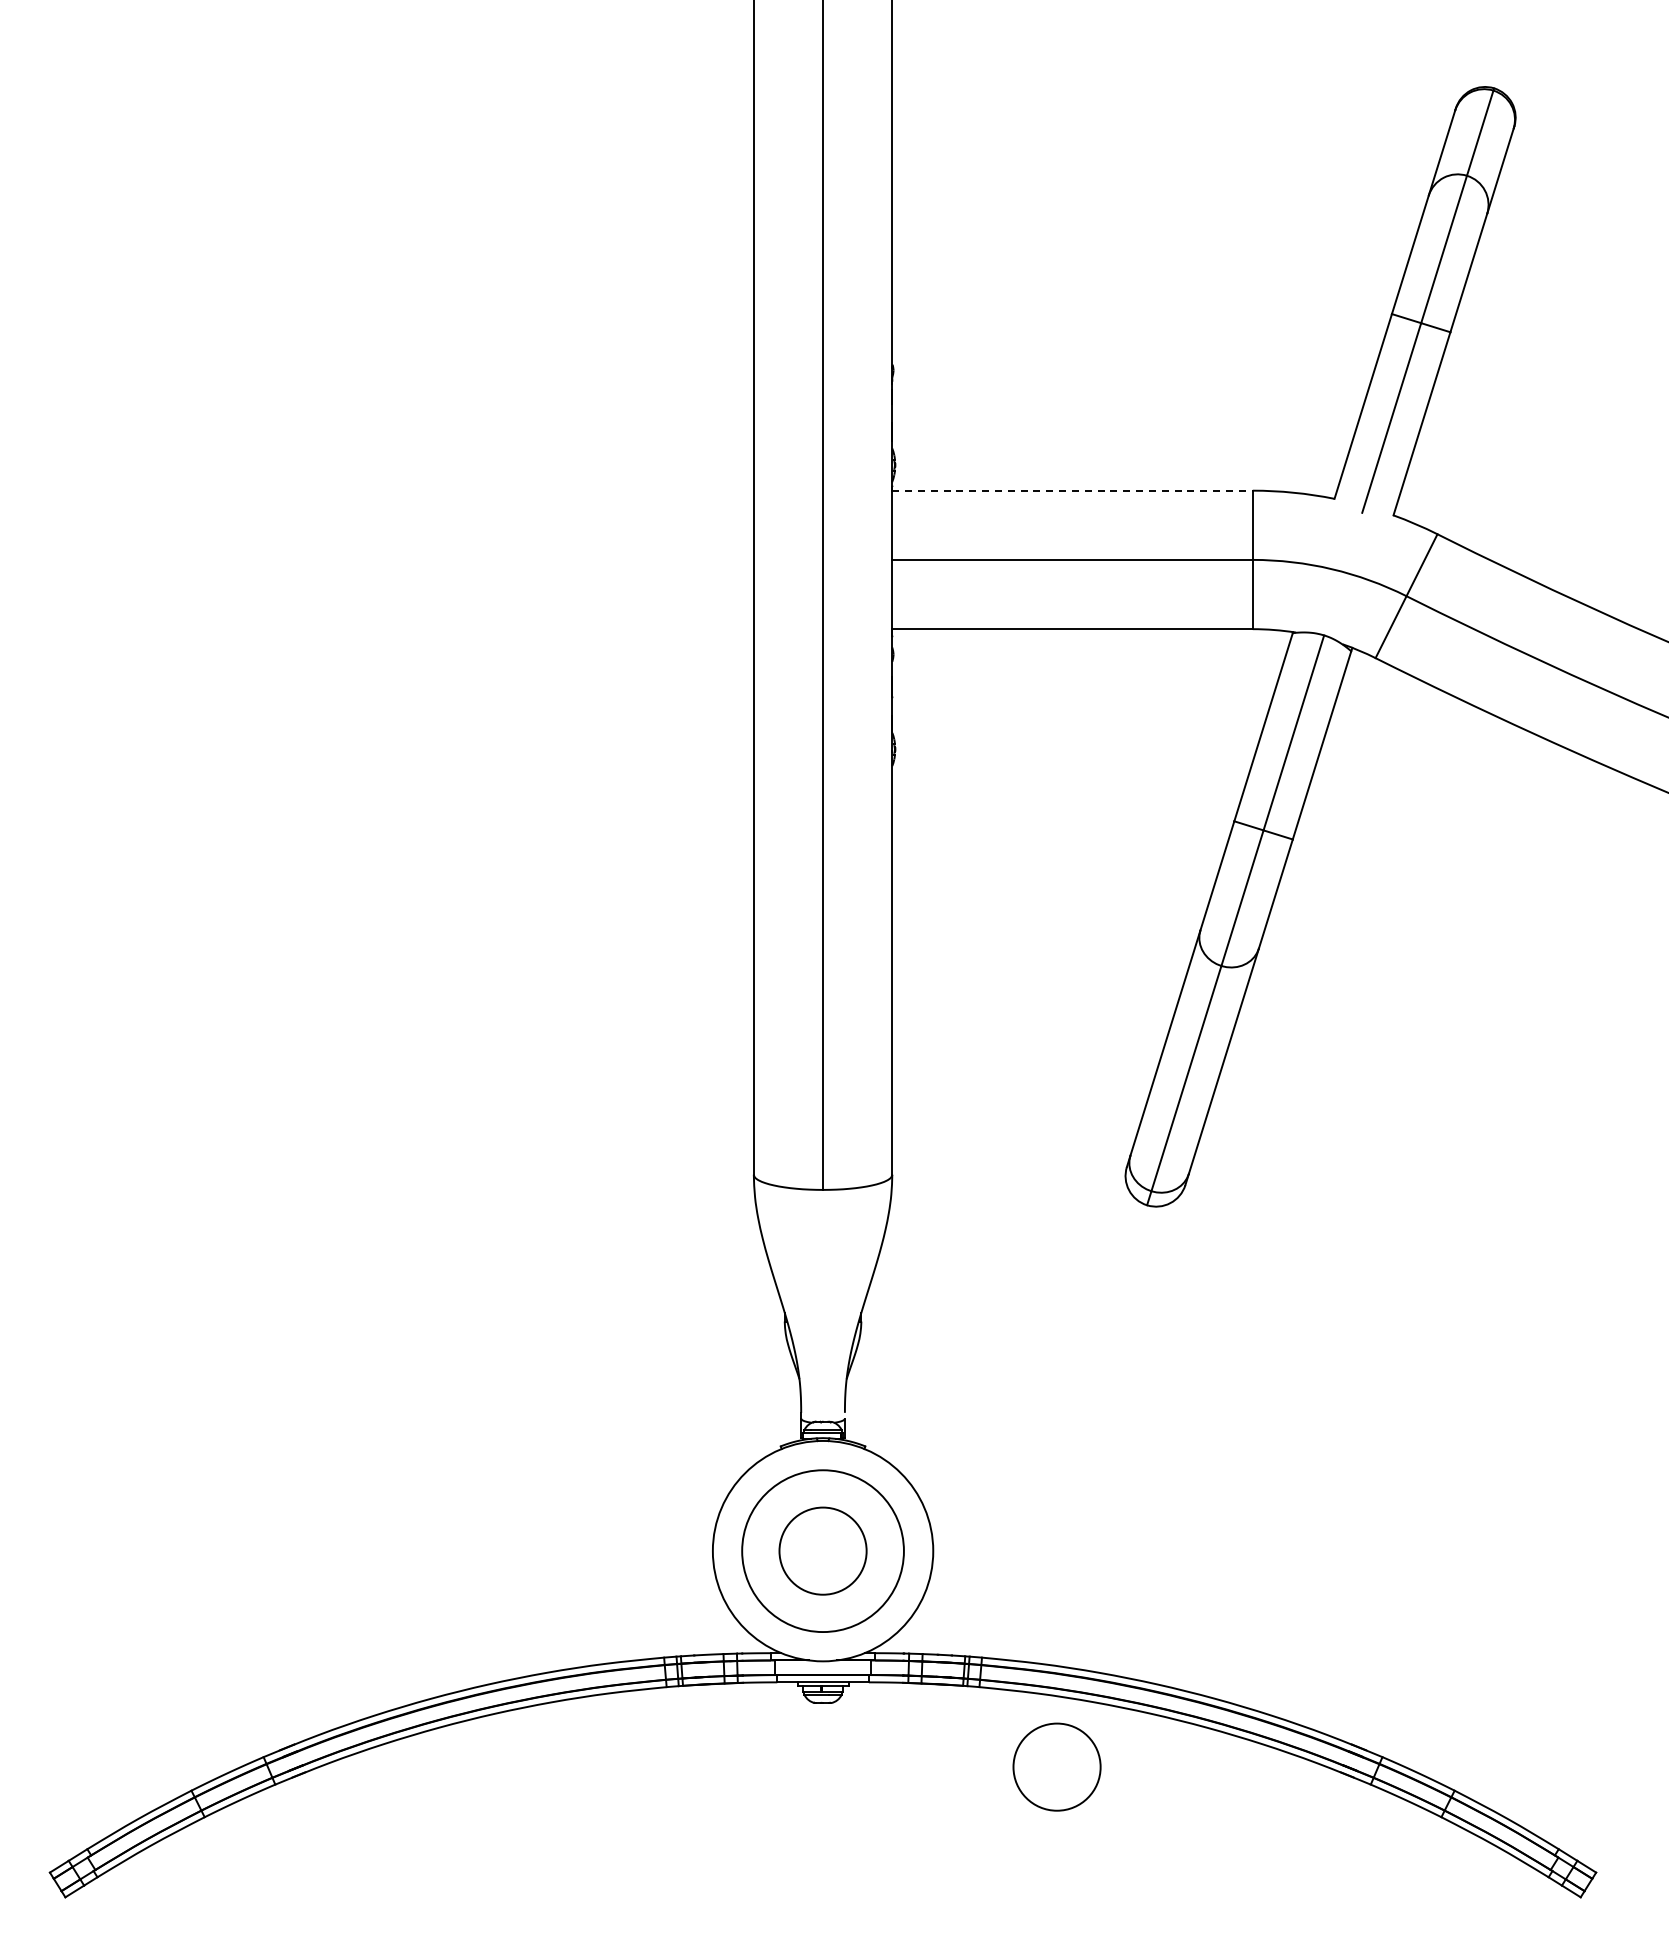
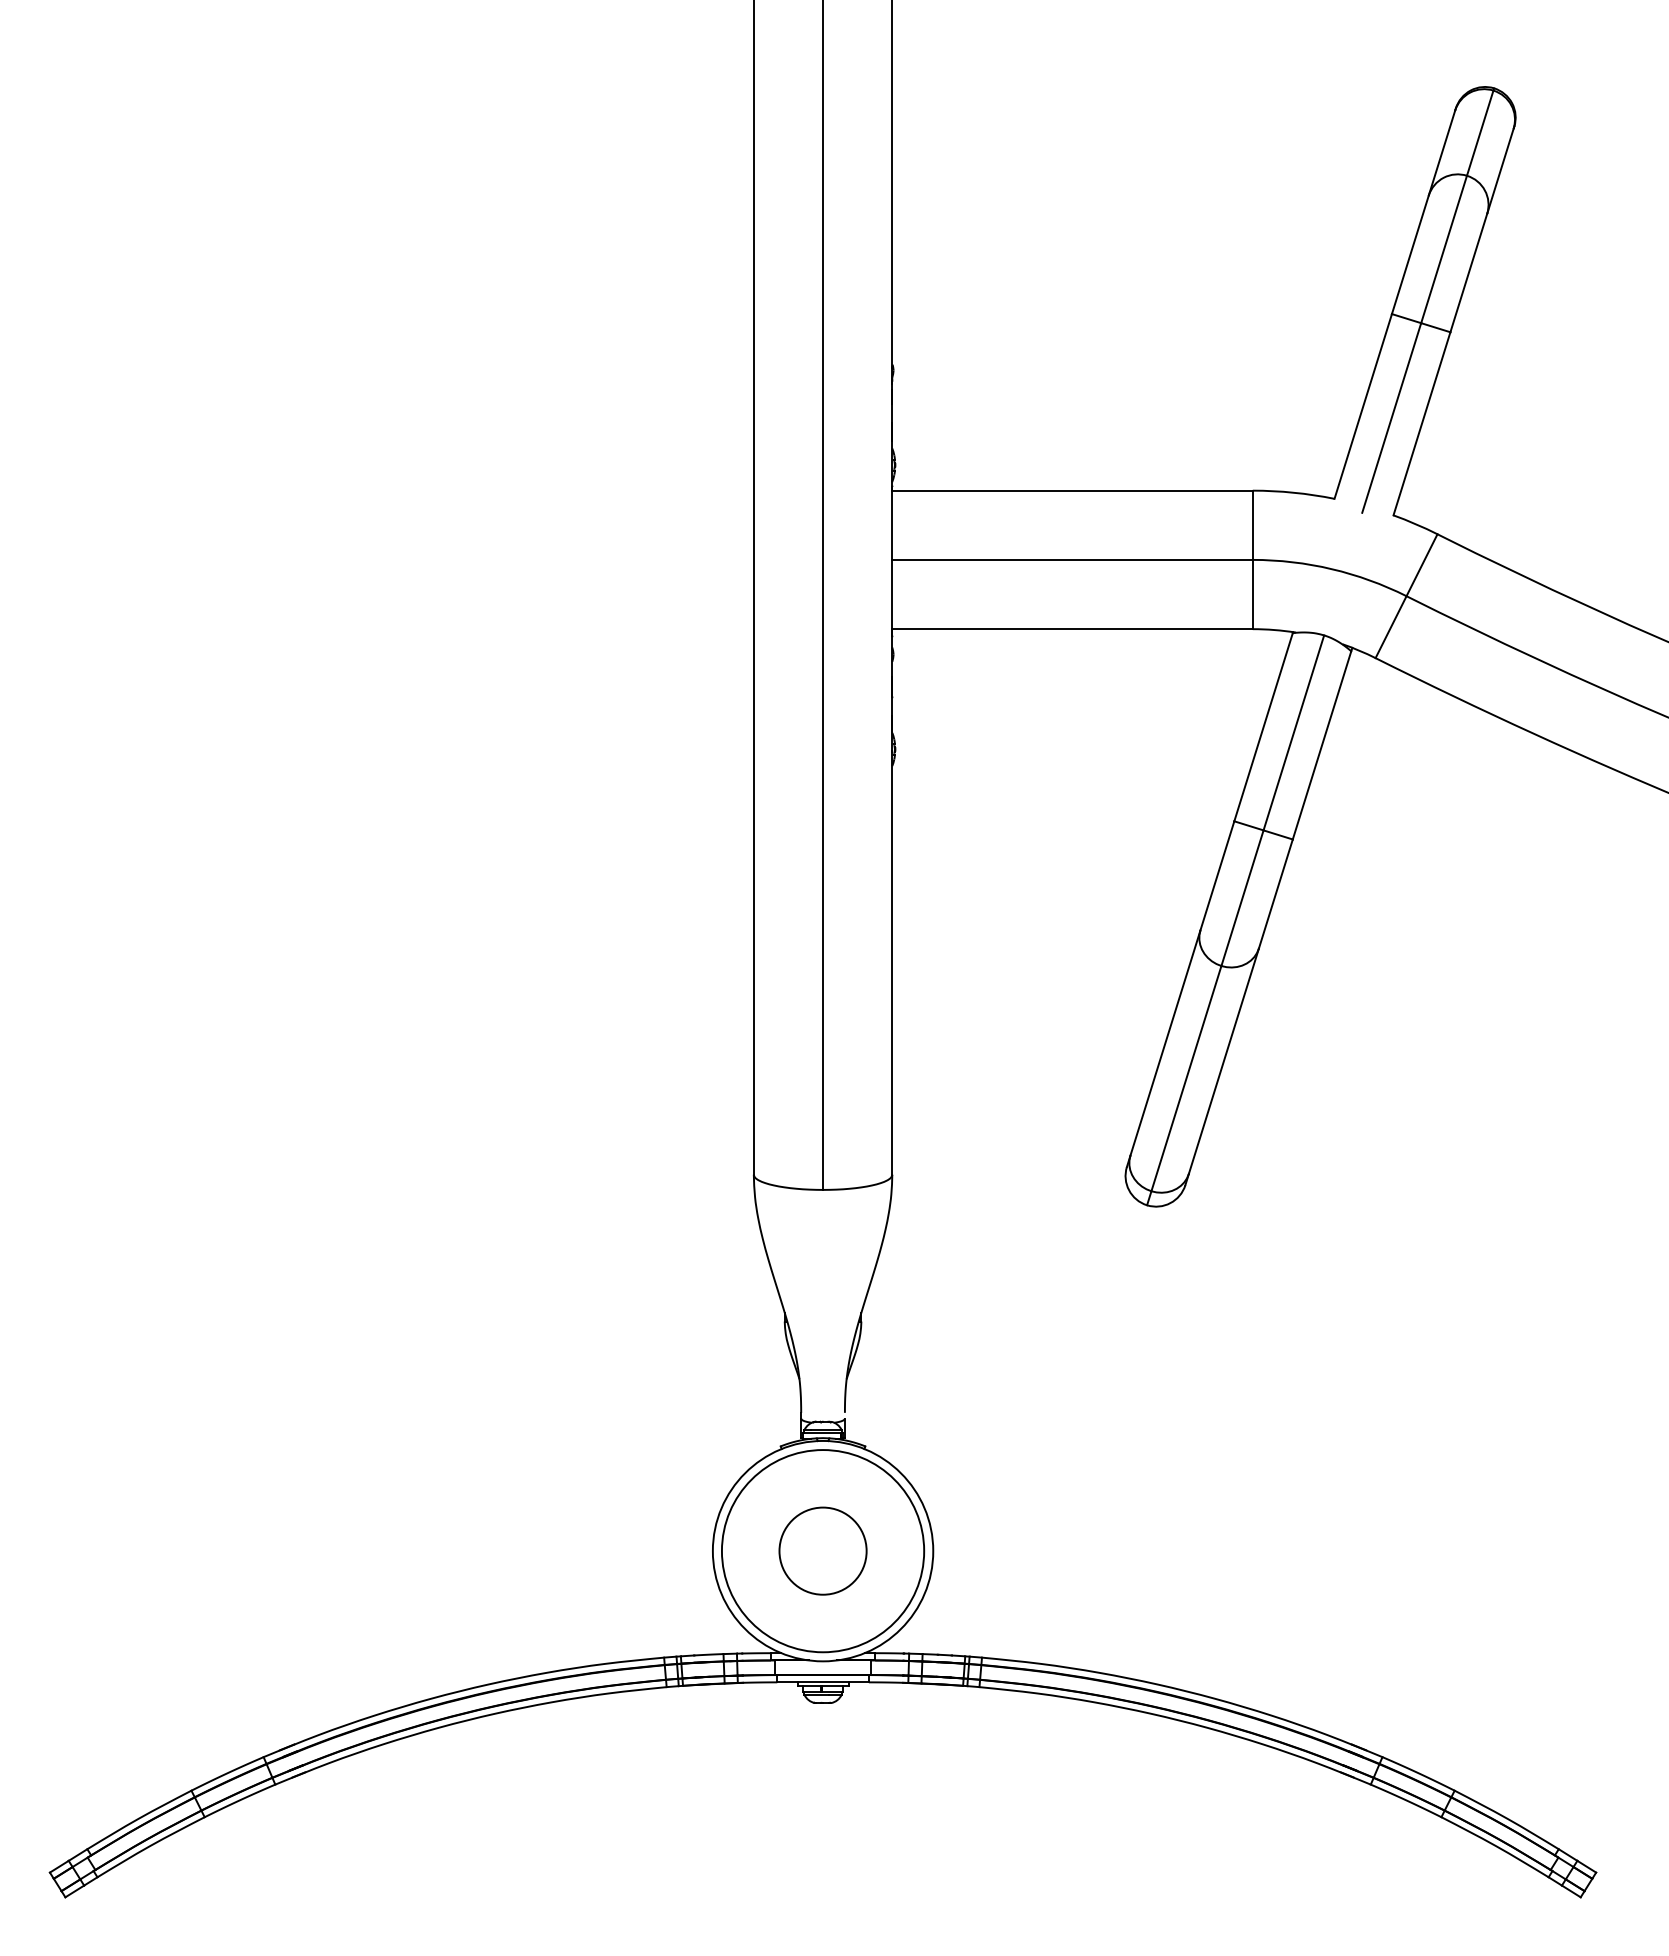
line: dashed -> solid (1073, 490)
circle diameter: 162 px -> 202 px (822, 1551)
circle: present -> none (1056, 1766)
